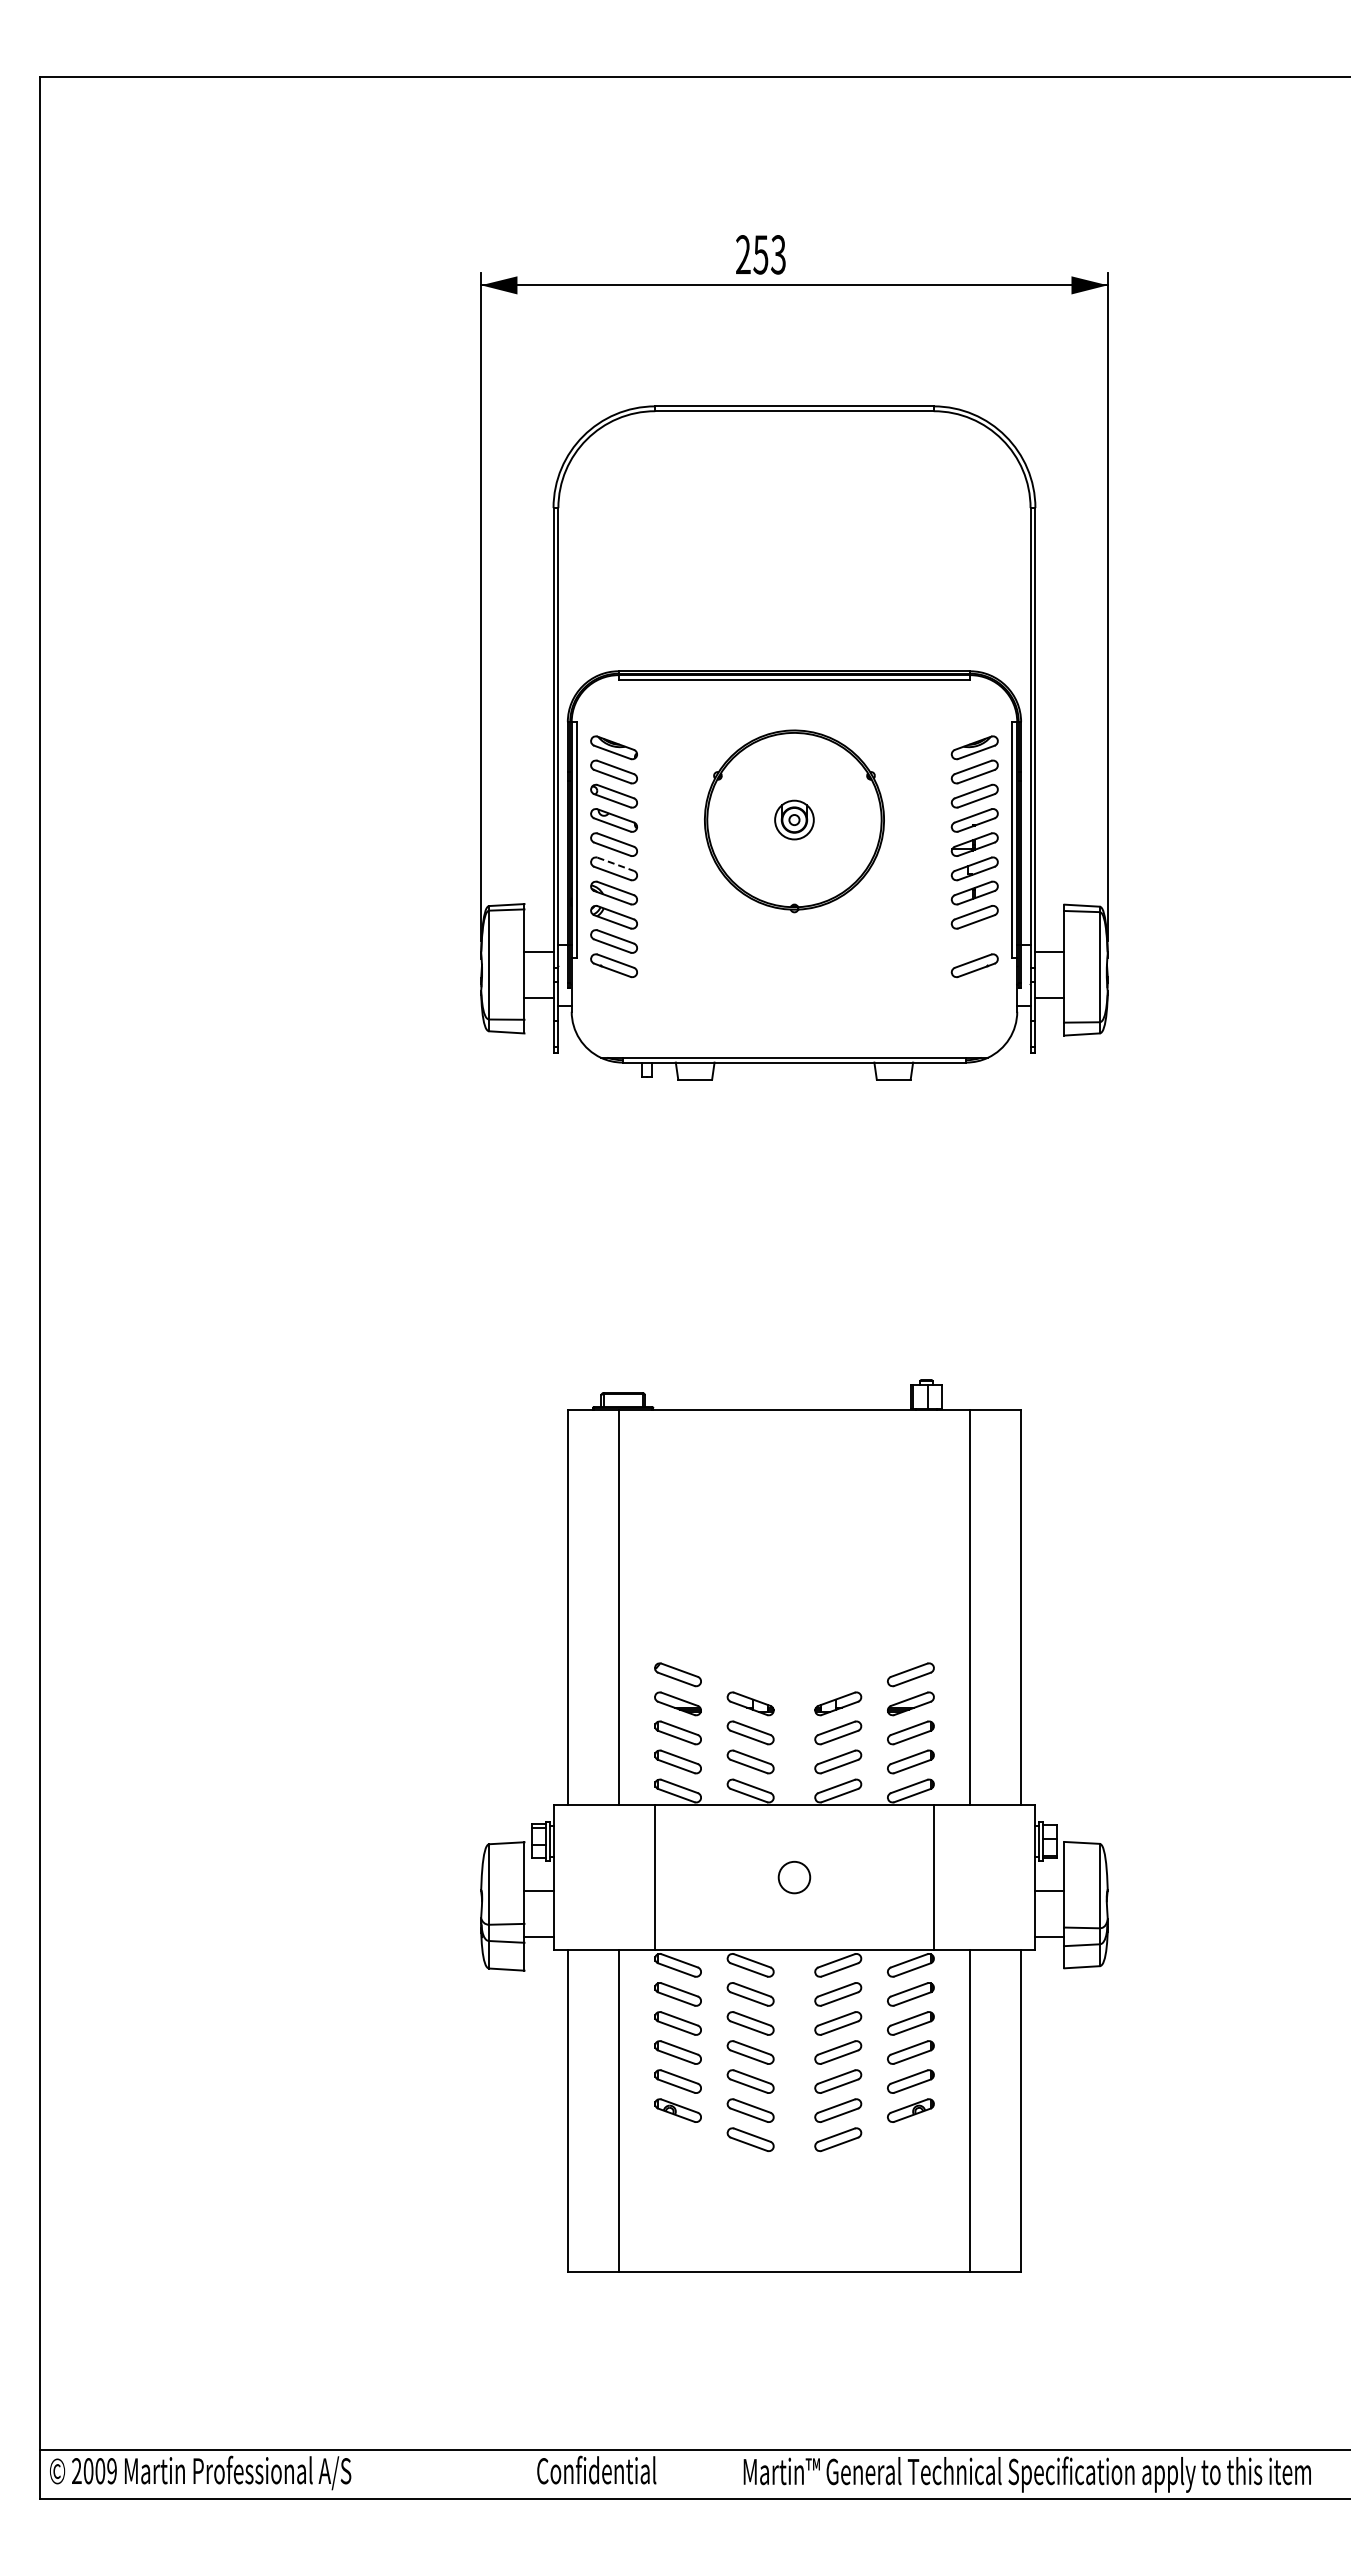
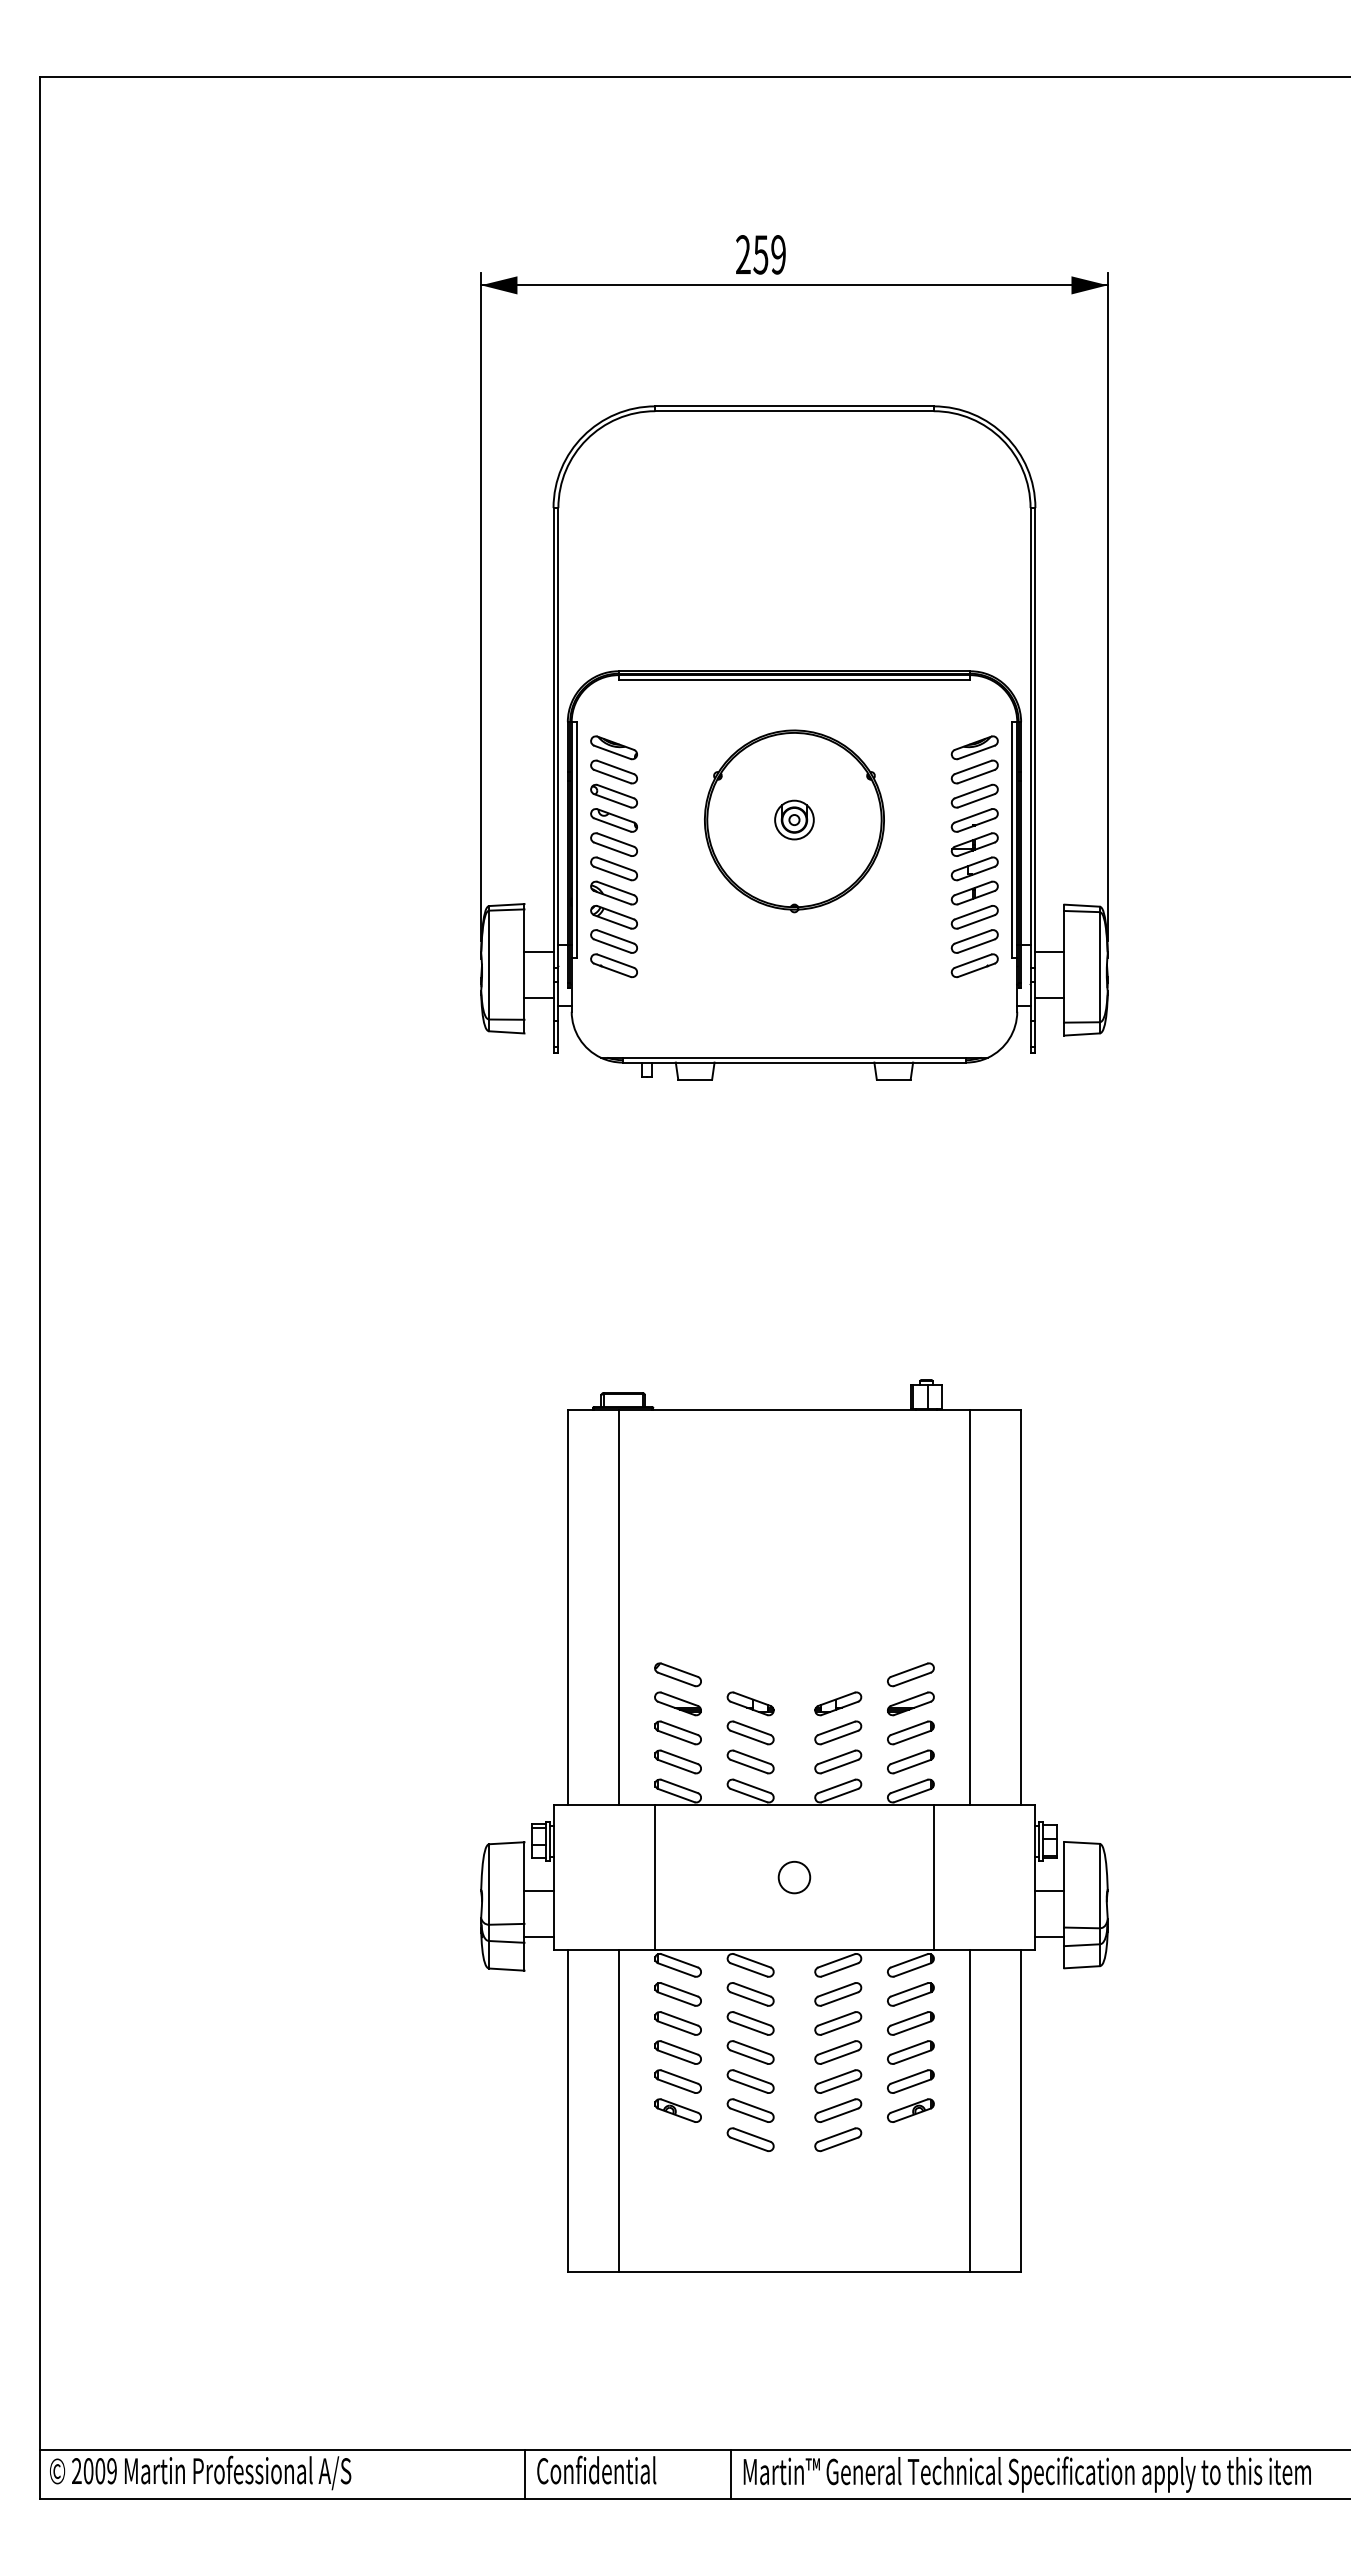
text: 253 -> 259 (778, 254)
line: dashed -> solid (616, 864)
part: none -> present (974, 941)
line: none -> present (524, 2474)
line: none -> present (730, 2474)
